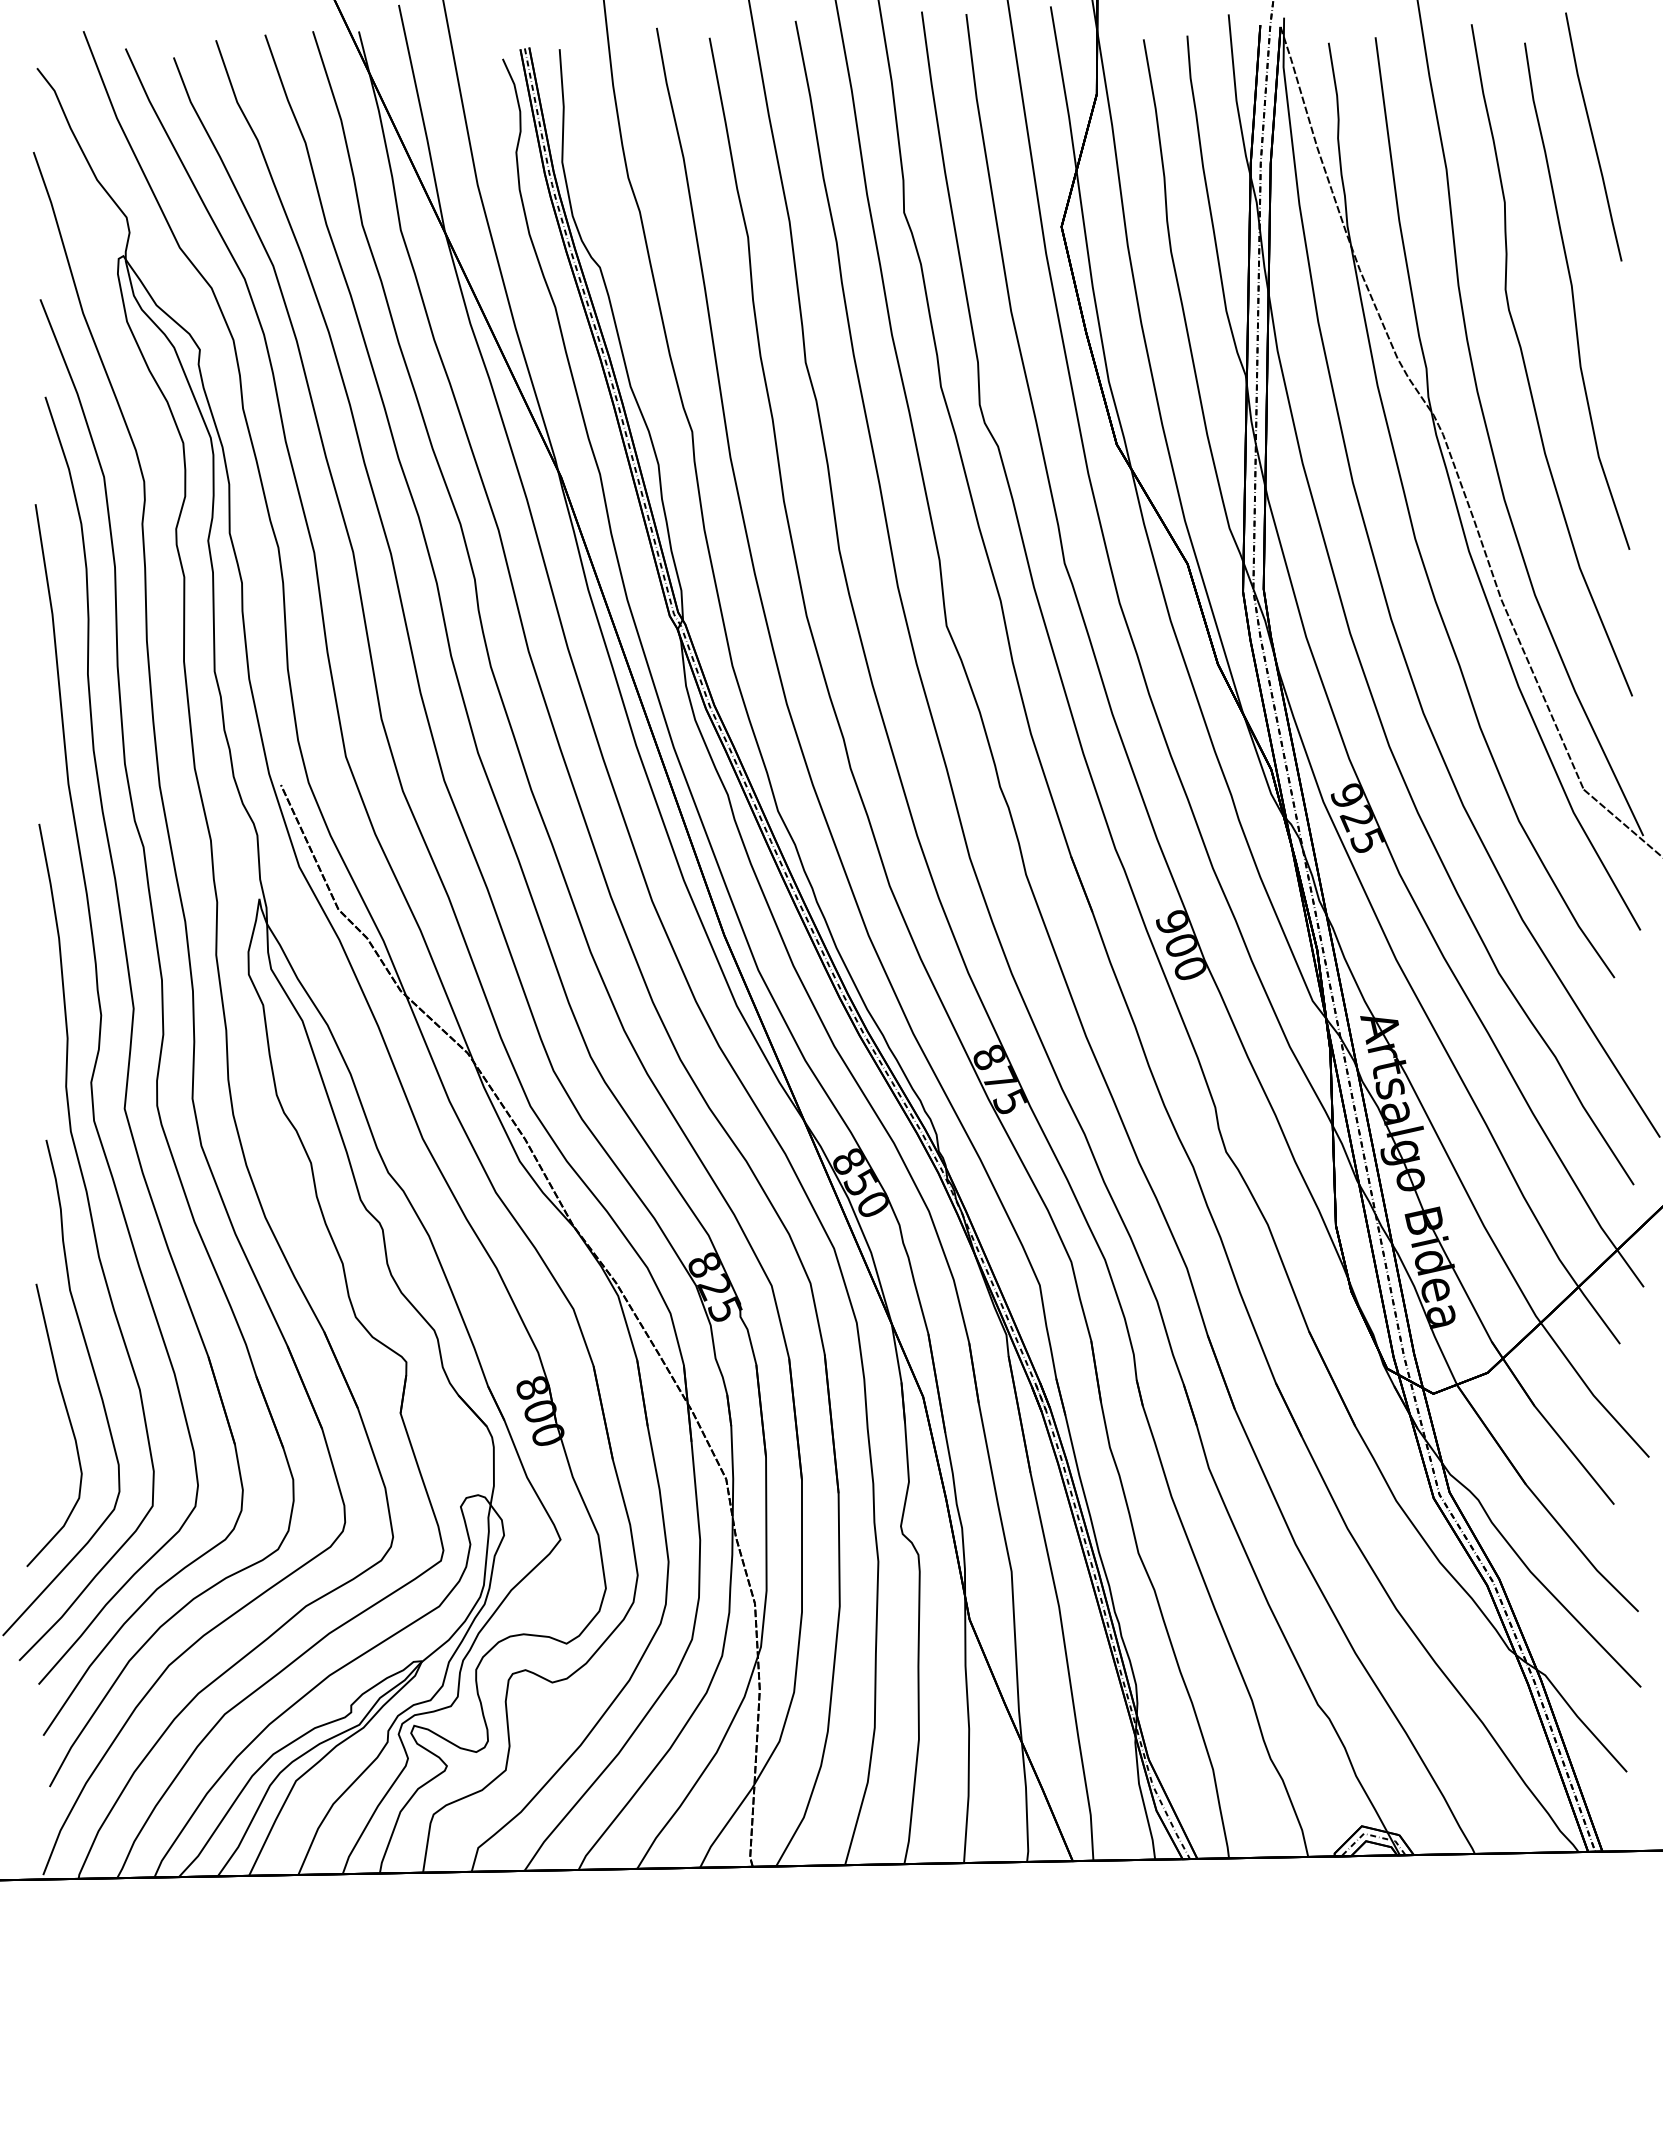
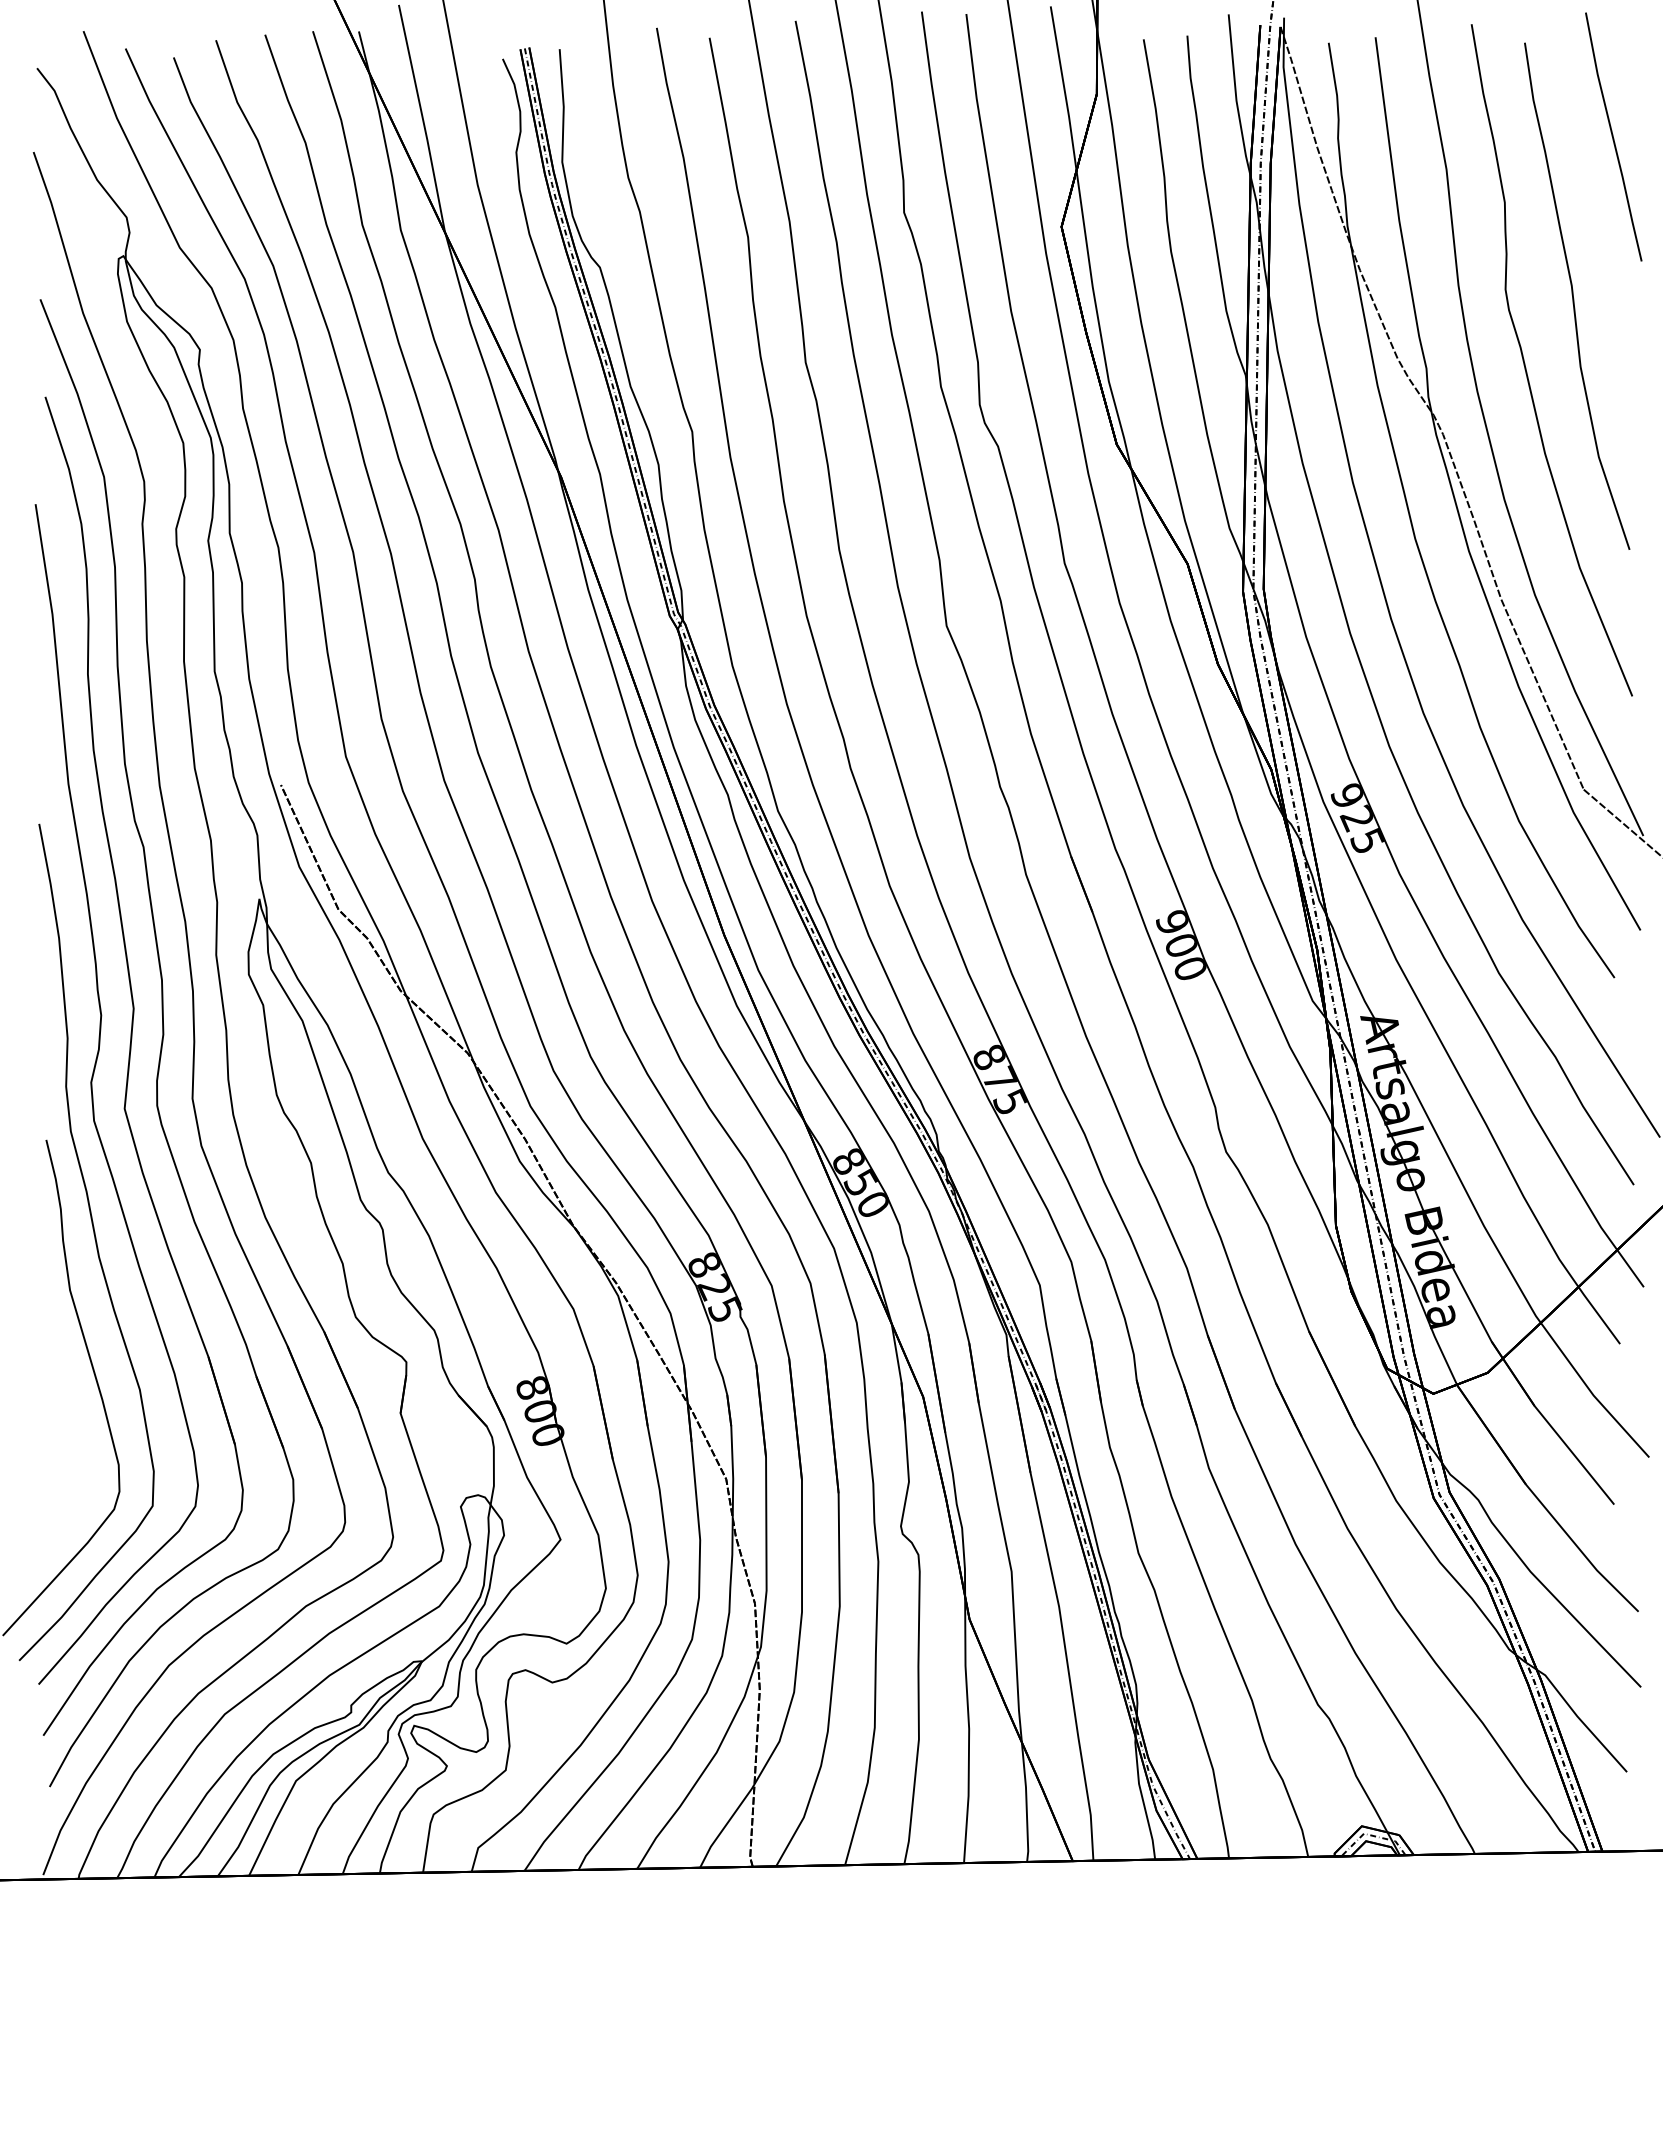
line position: (1593, 136) -> (1613, 136) (1613, 136)
curve: present -> none (68, 1420)
